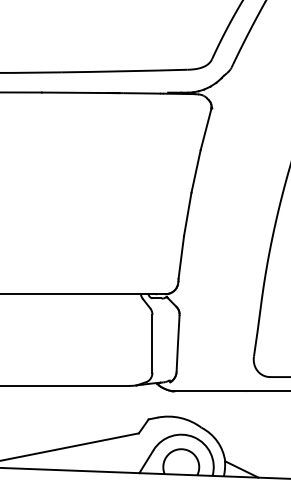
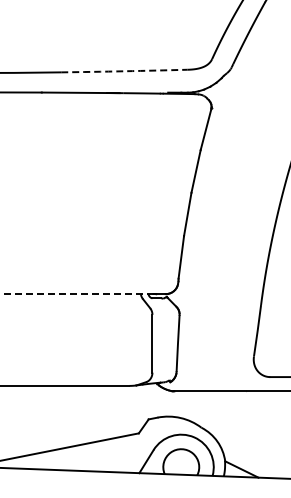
arc: solid -> dashed (124, 71)
line: solid -> dashed (76, 293)
